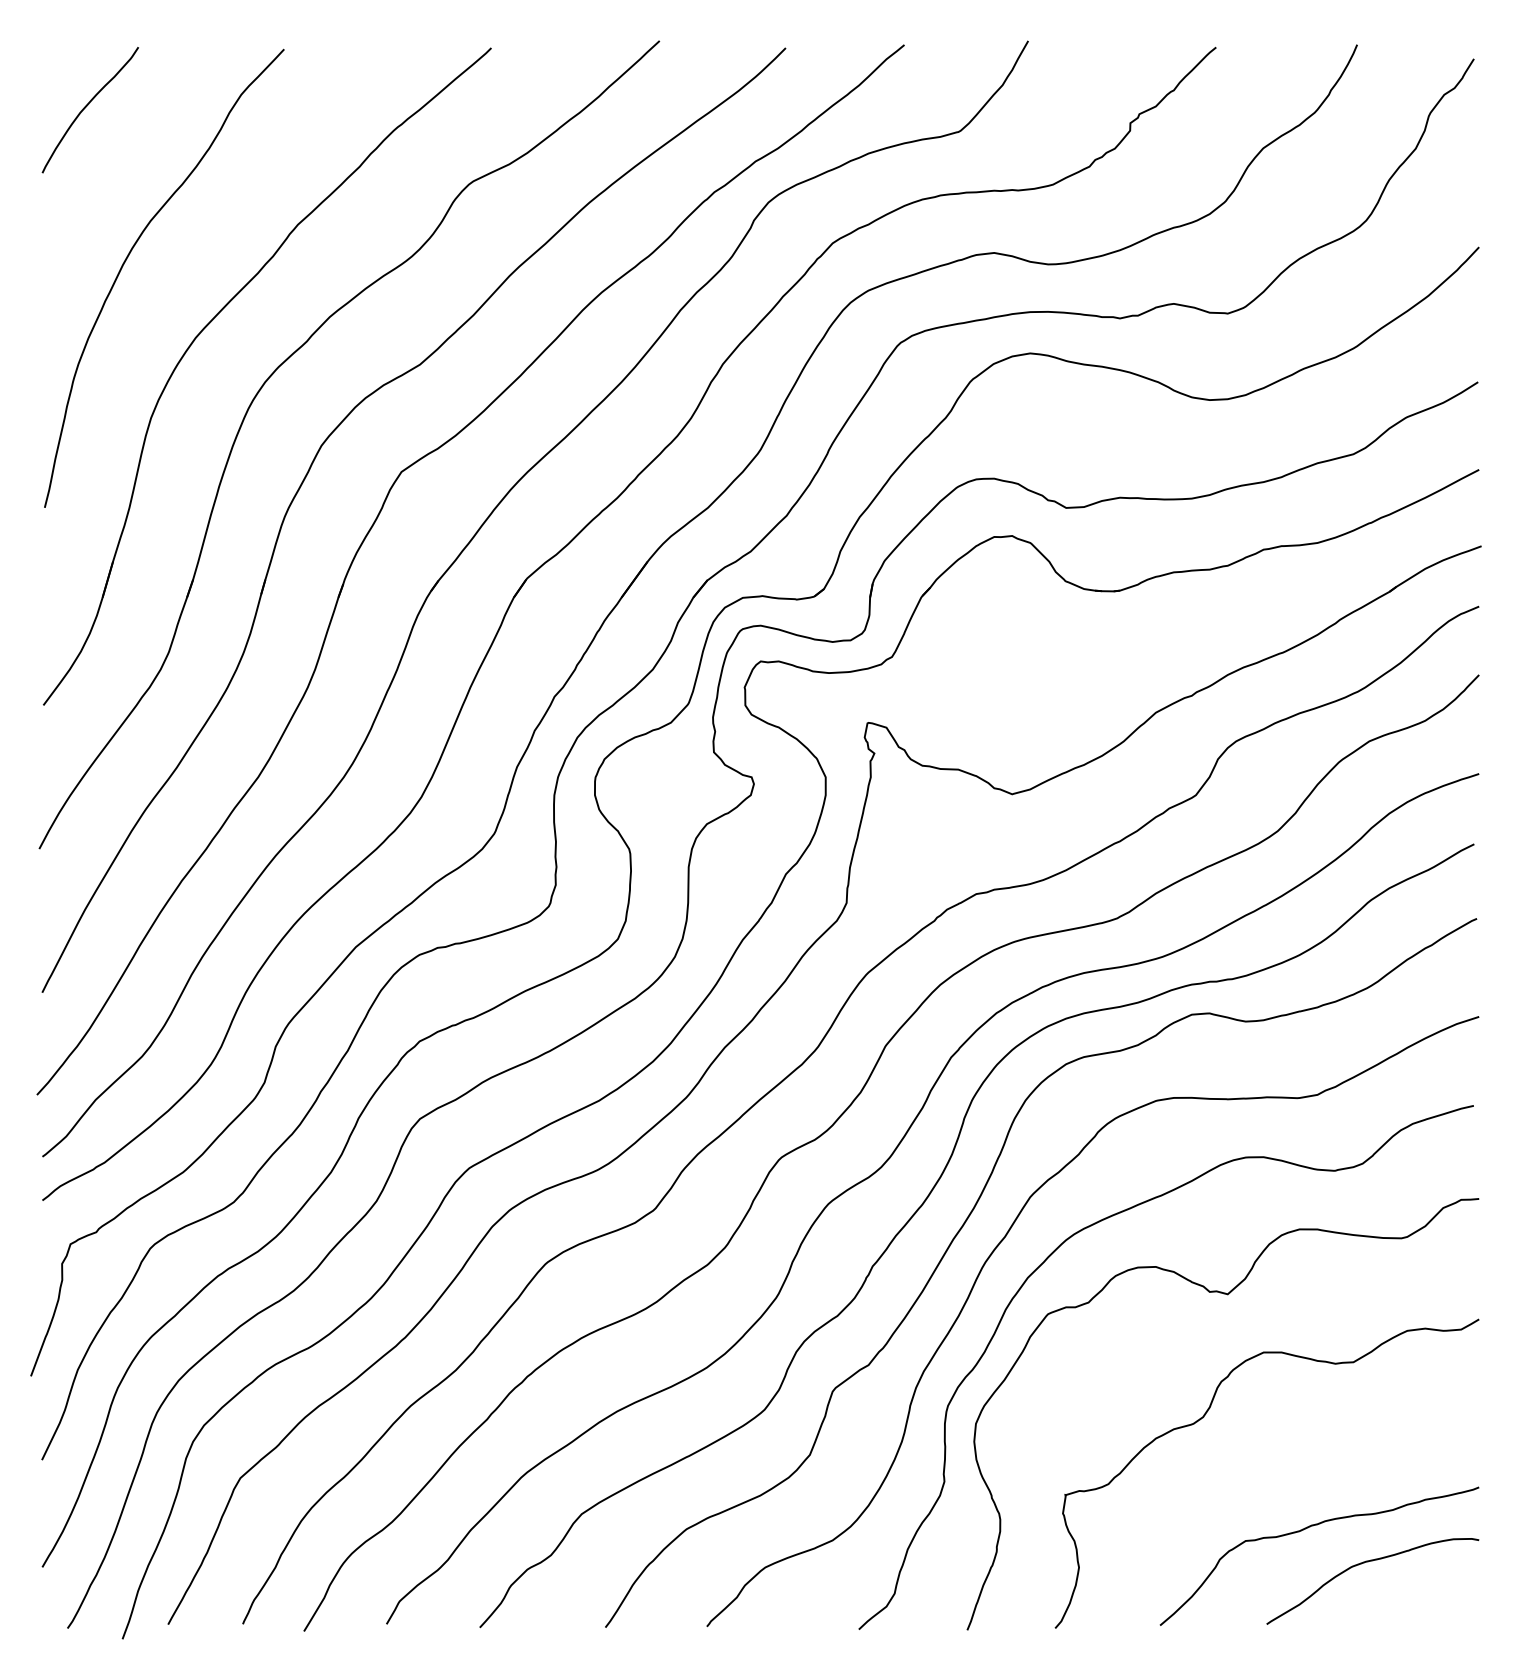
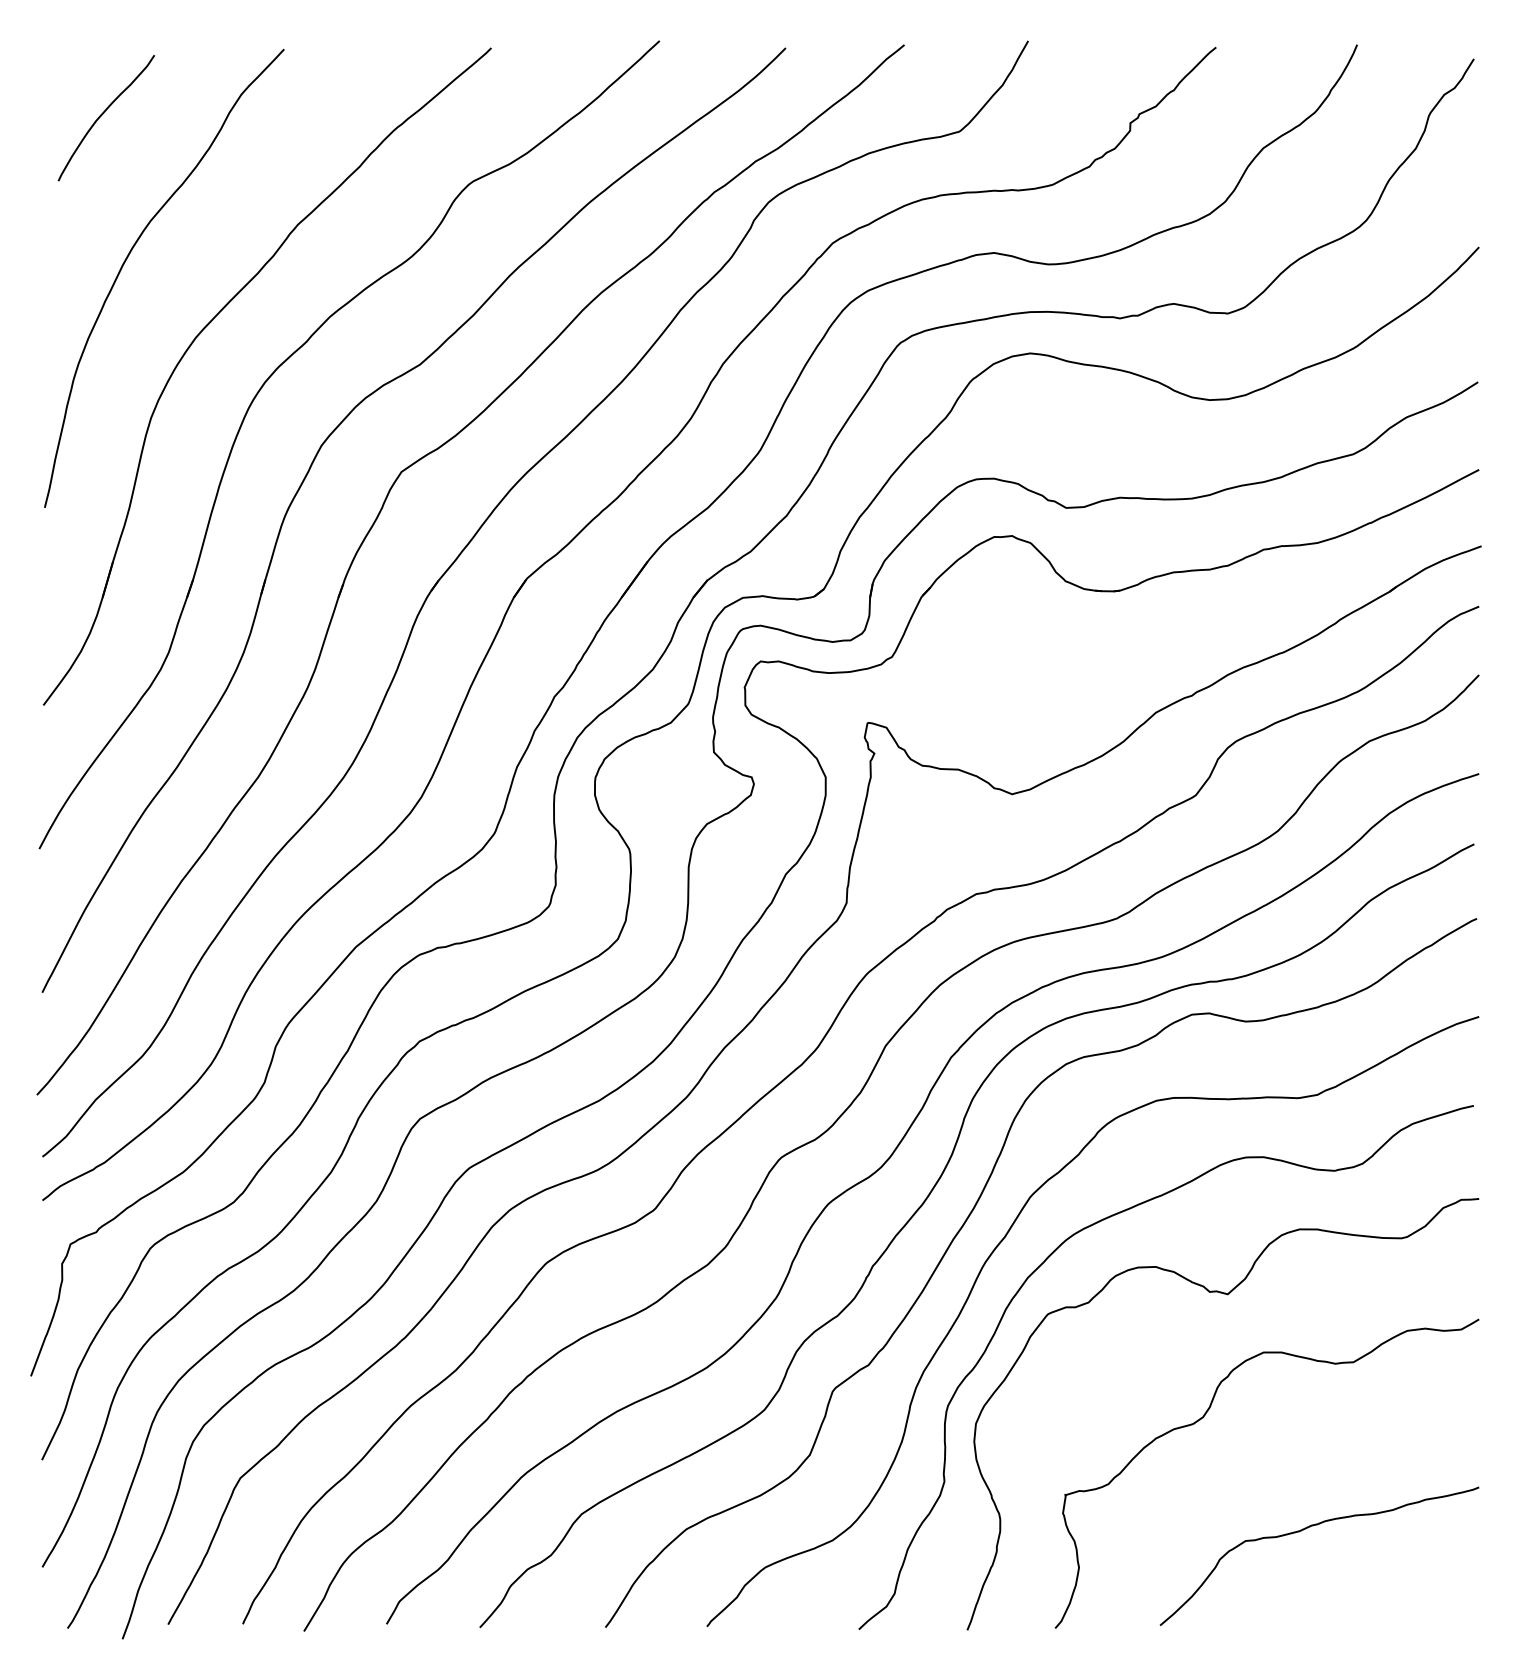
curve position: (86, 107) -> (102, 115) (102, 115)
curve: present -> none (1368, 1562)
